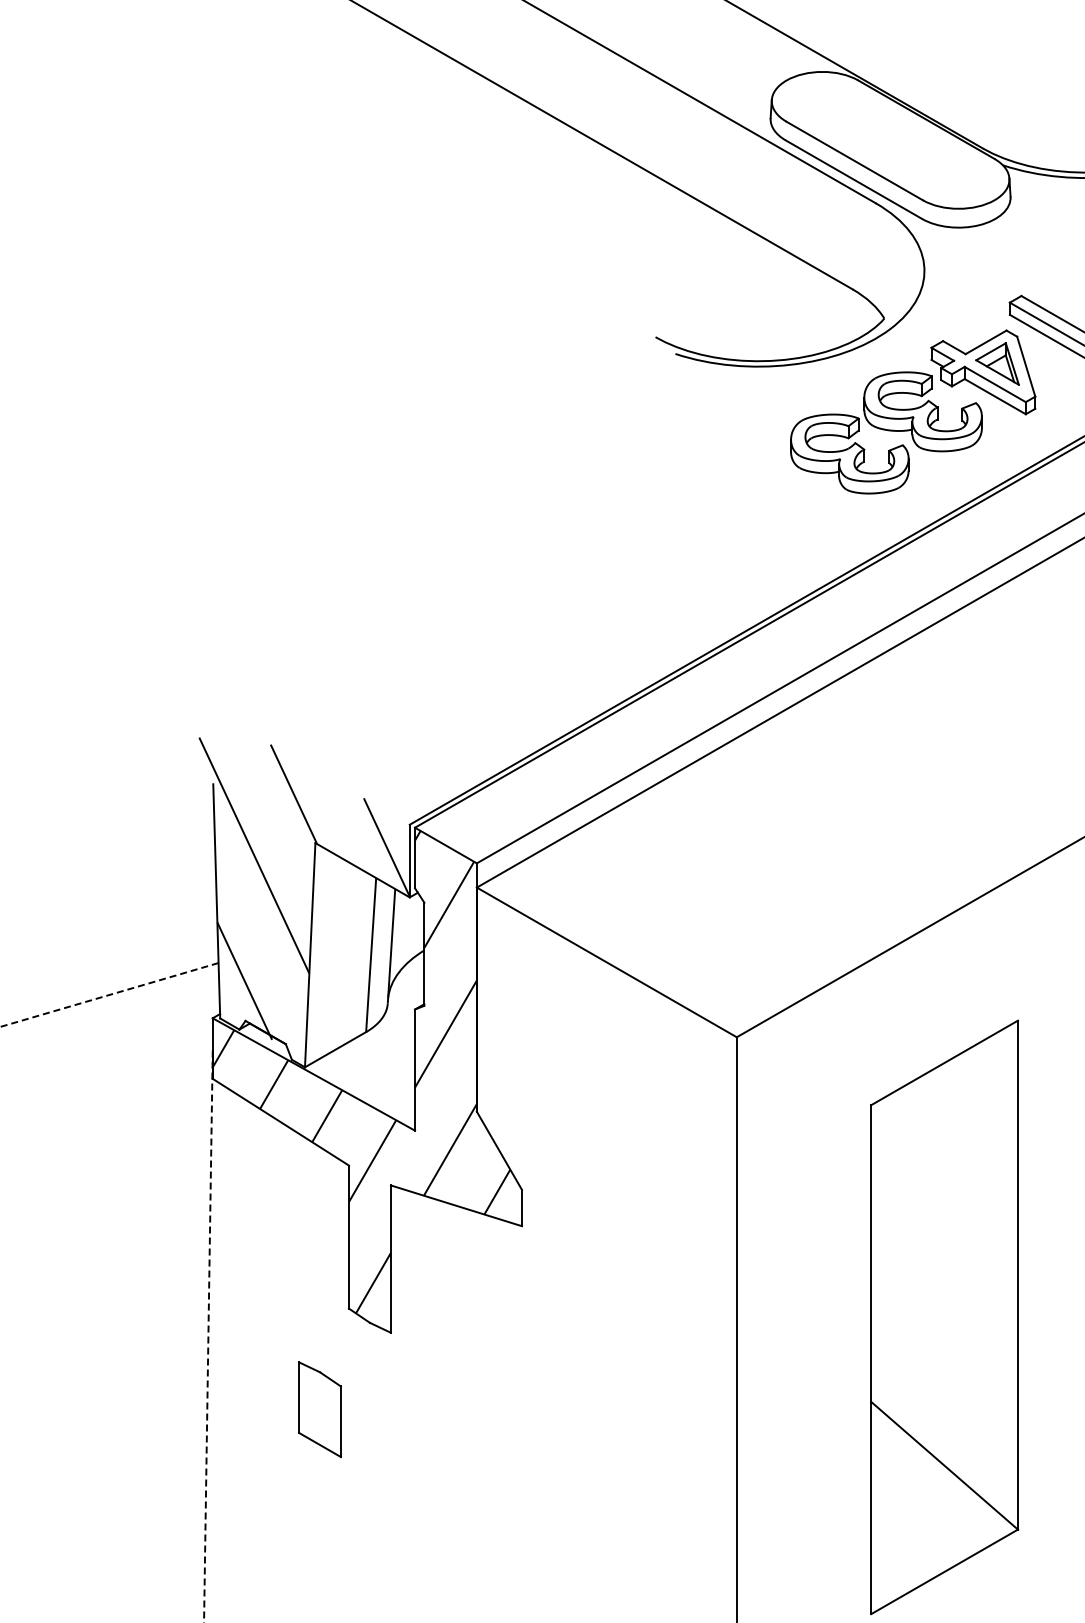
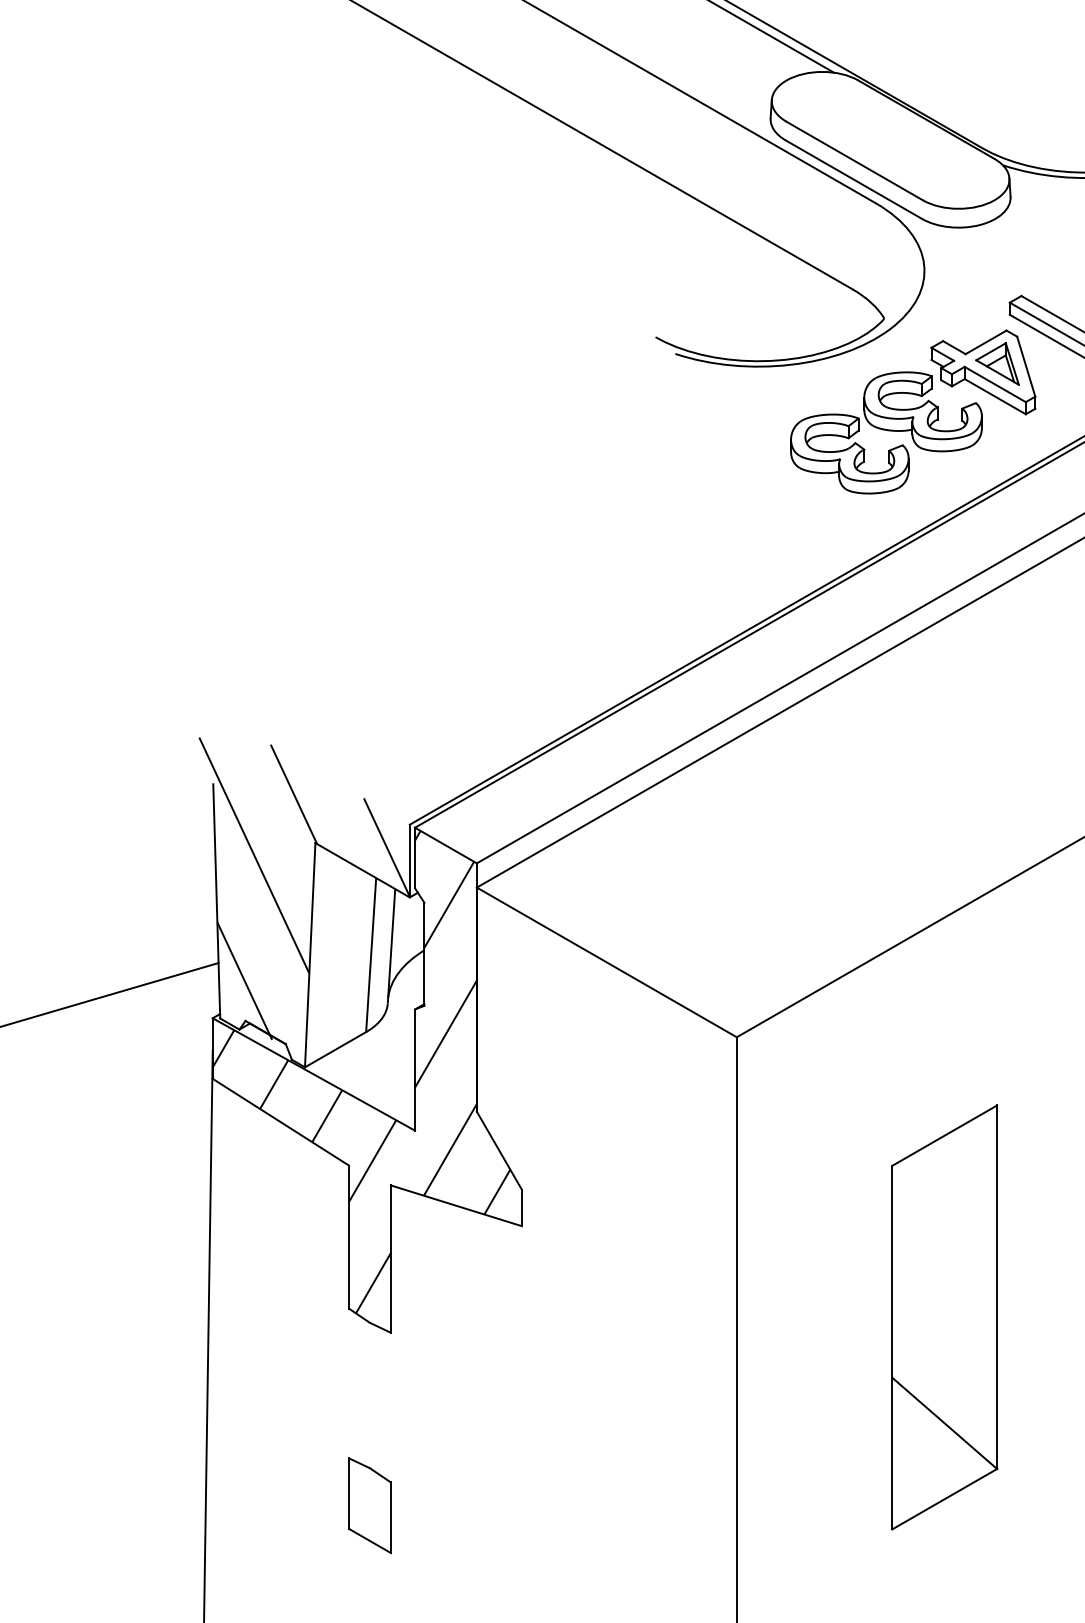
line: none -> present (772, 37)
line: dashed -> solid (109, 995)
part size: 150x597 px -> 108x427 px (944, 1317)
line: dashed -> solid (208, 1336)
part position: (319, 1409) -> (369, 1505) (369, 1505)
